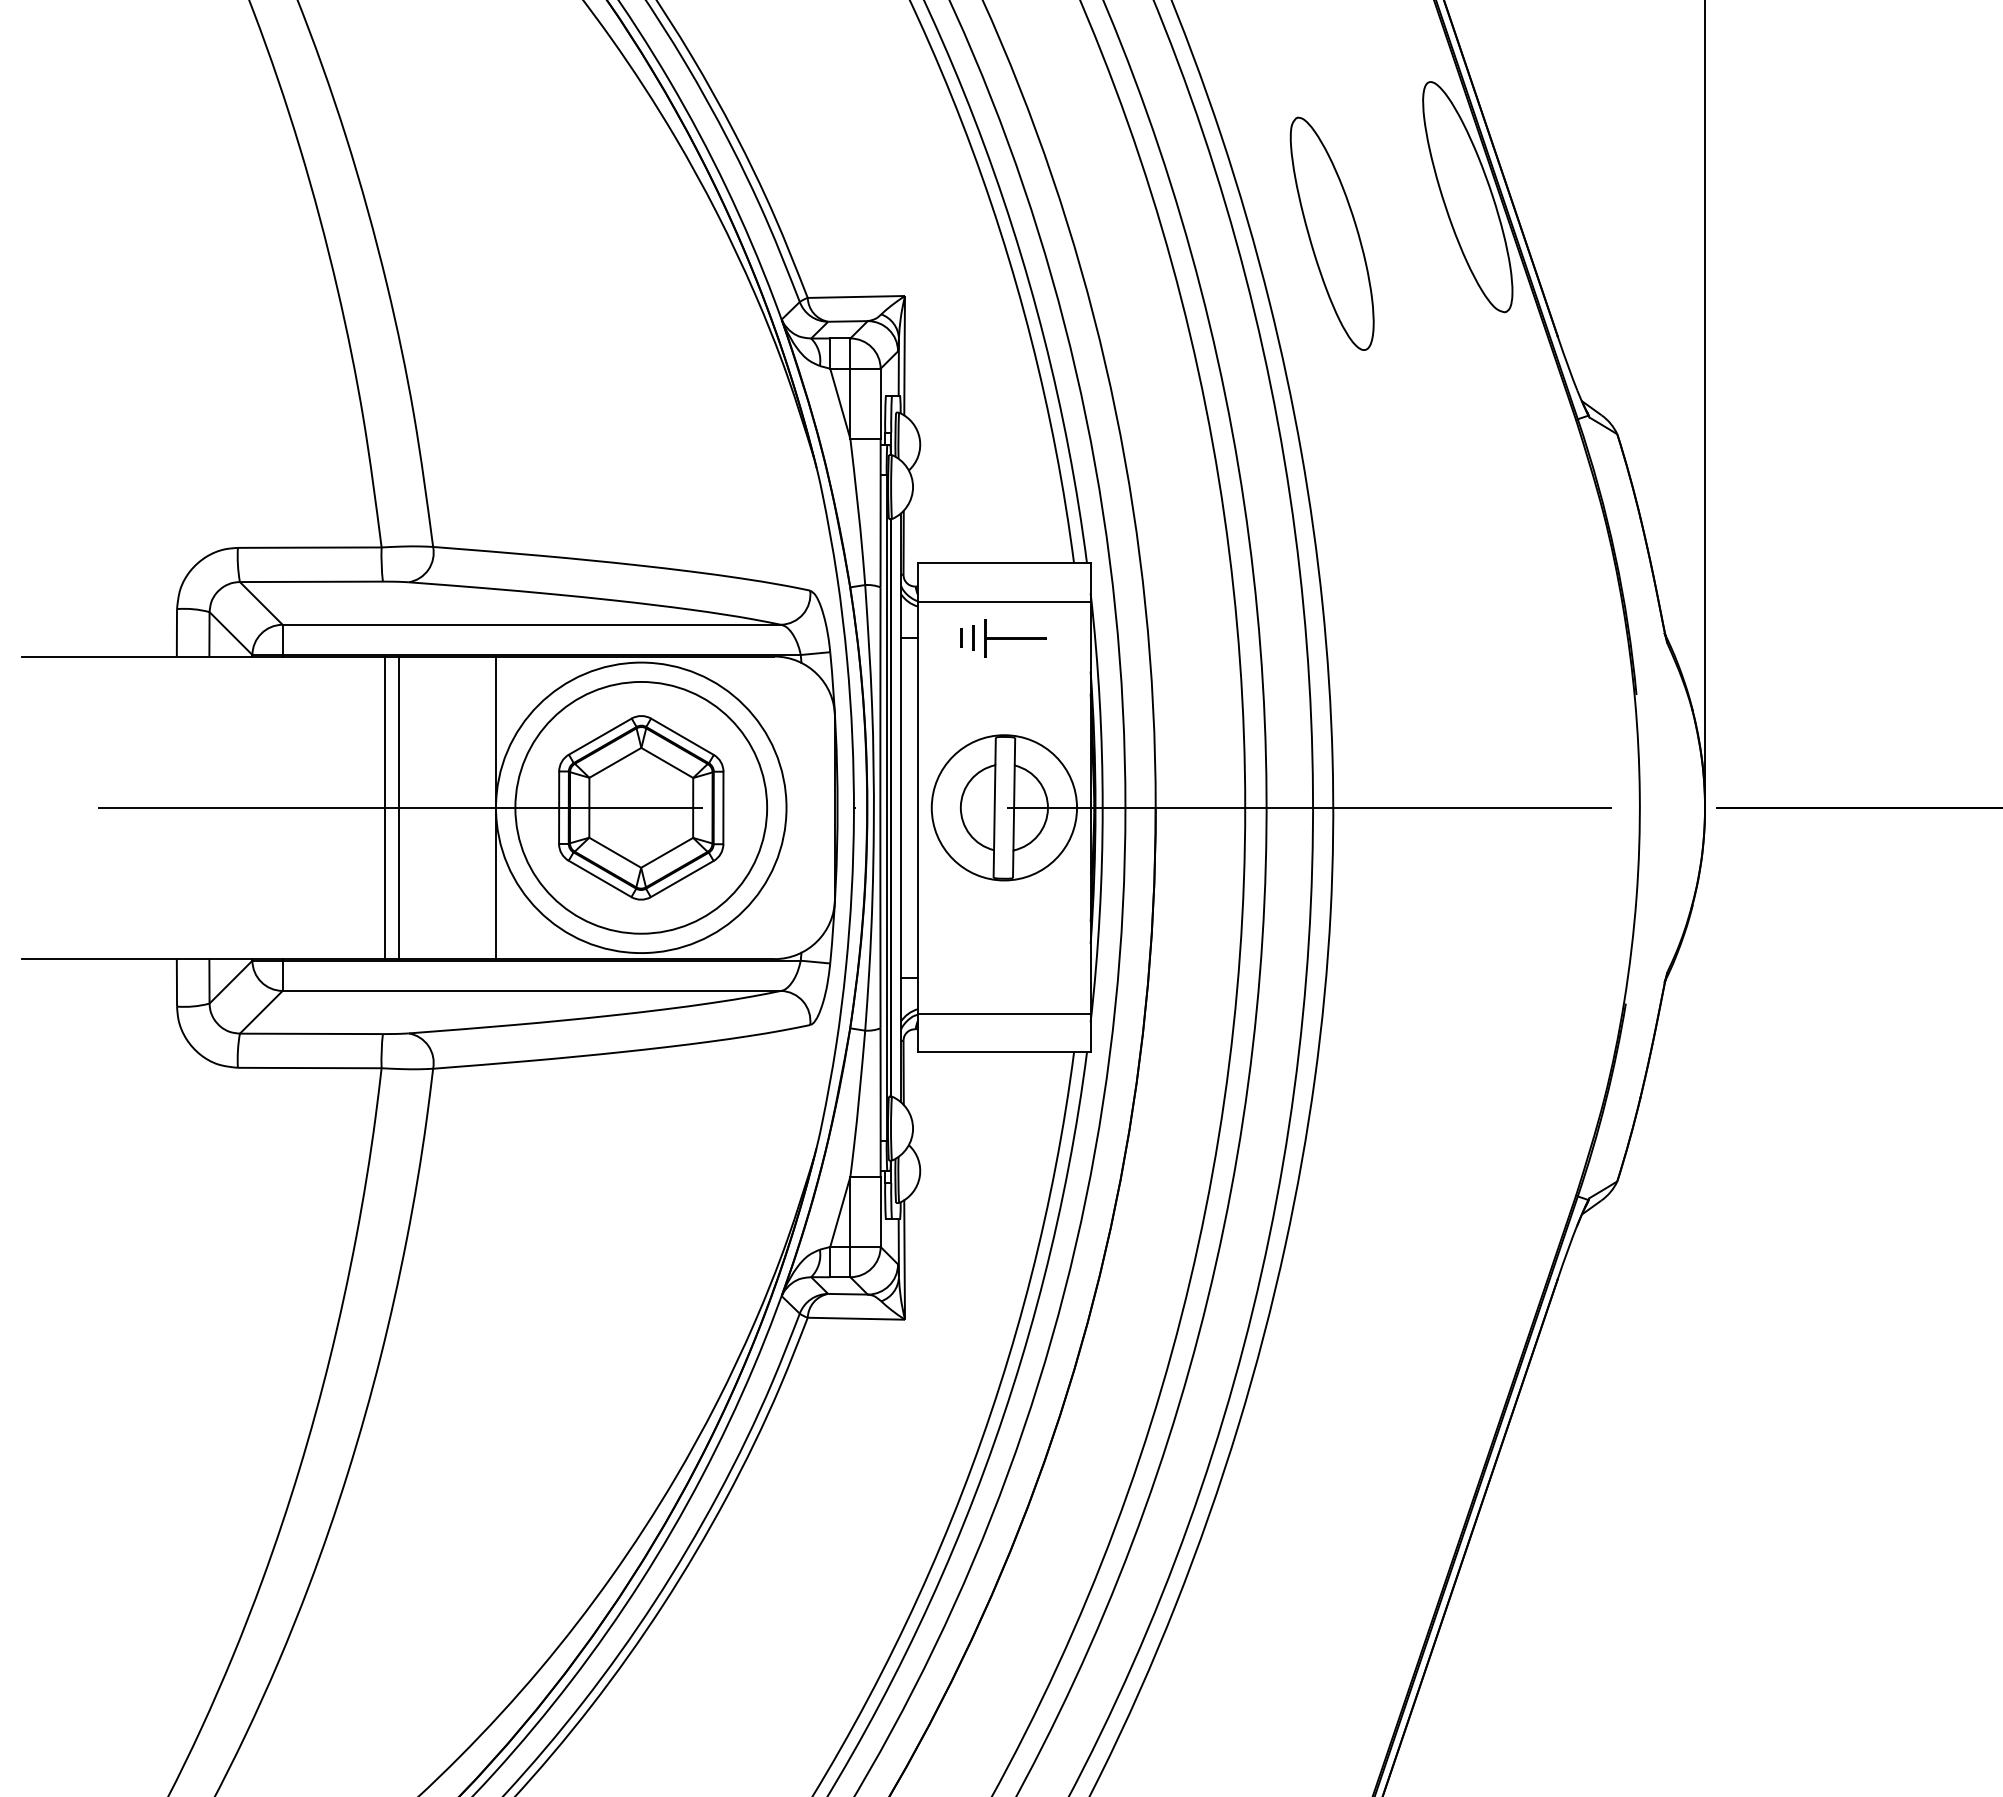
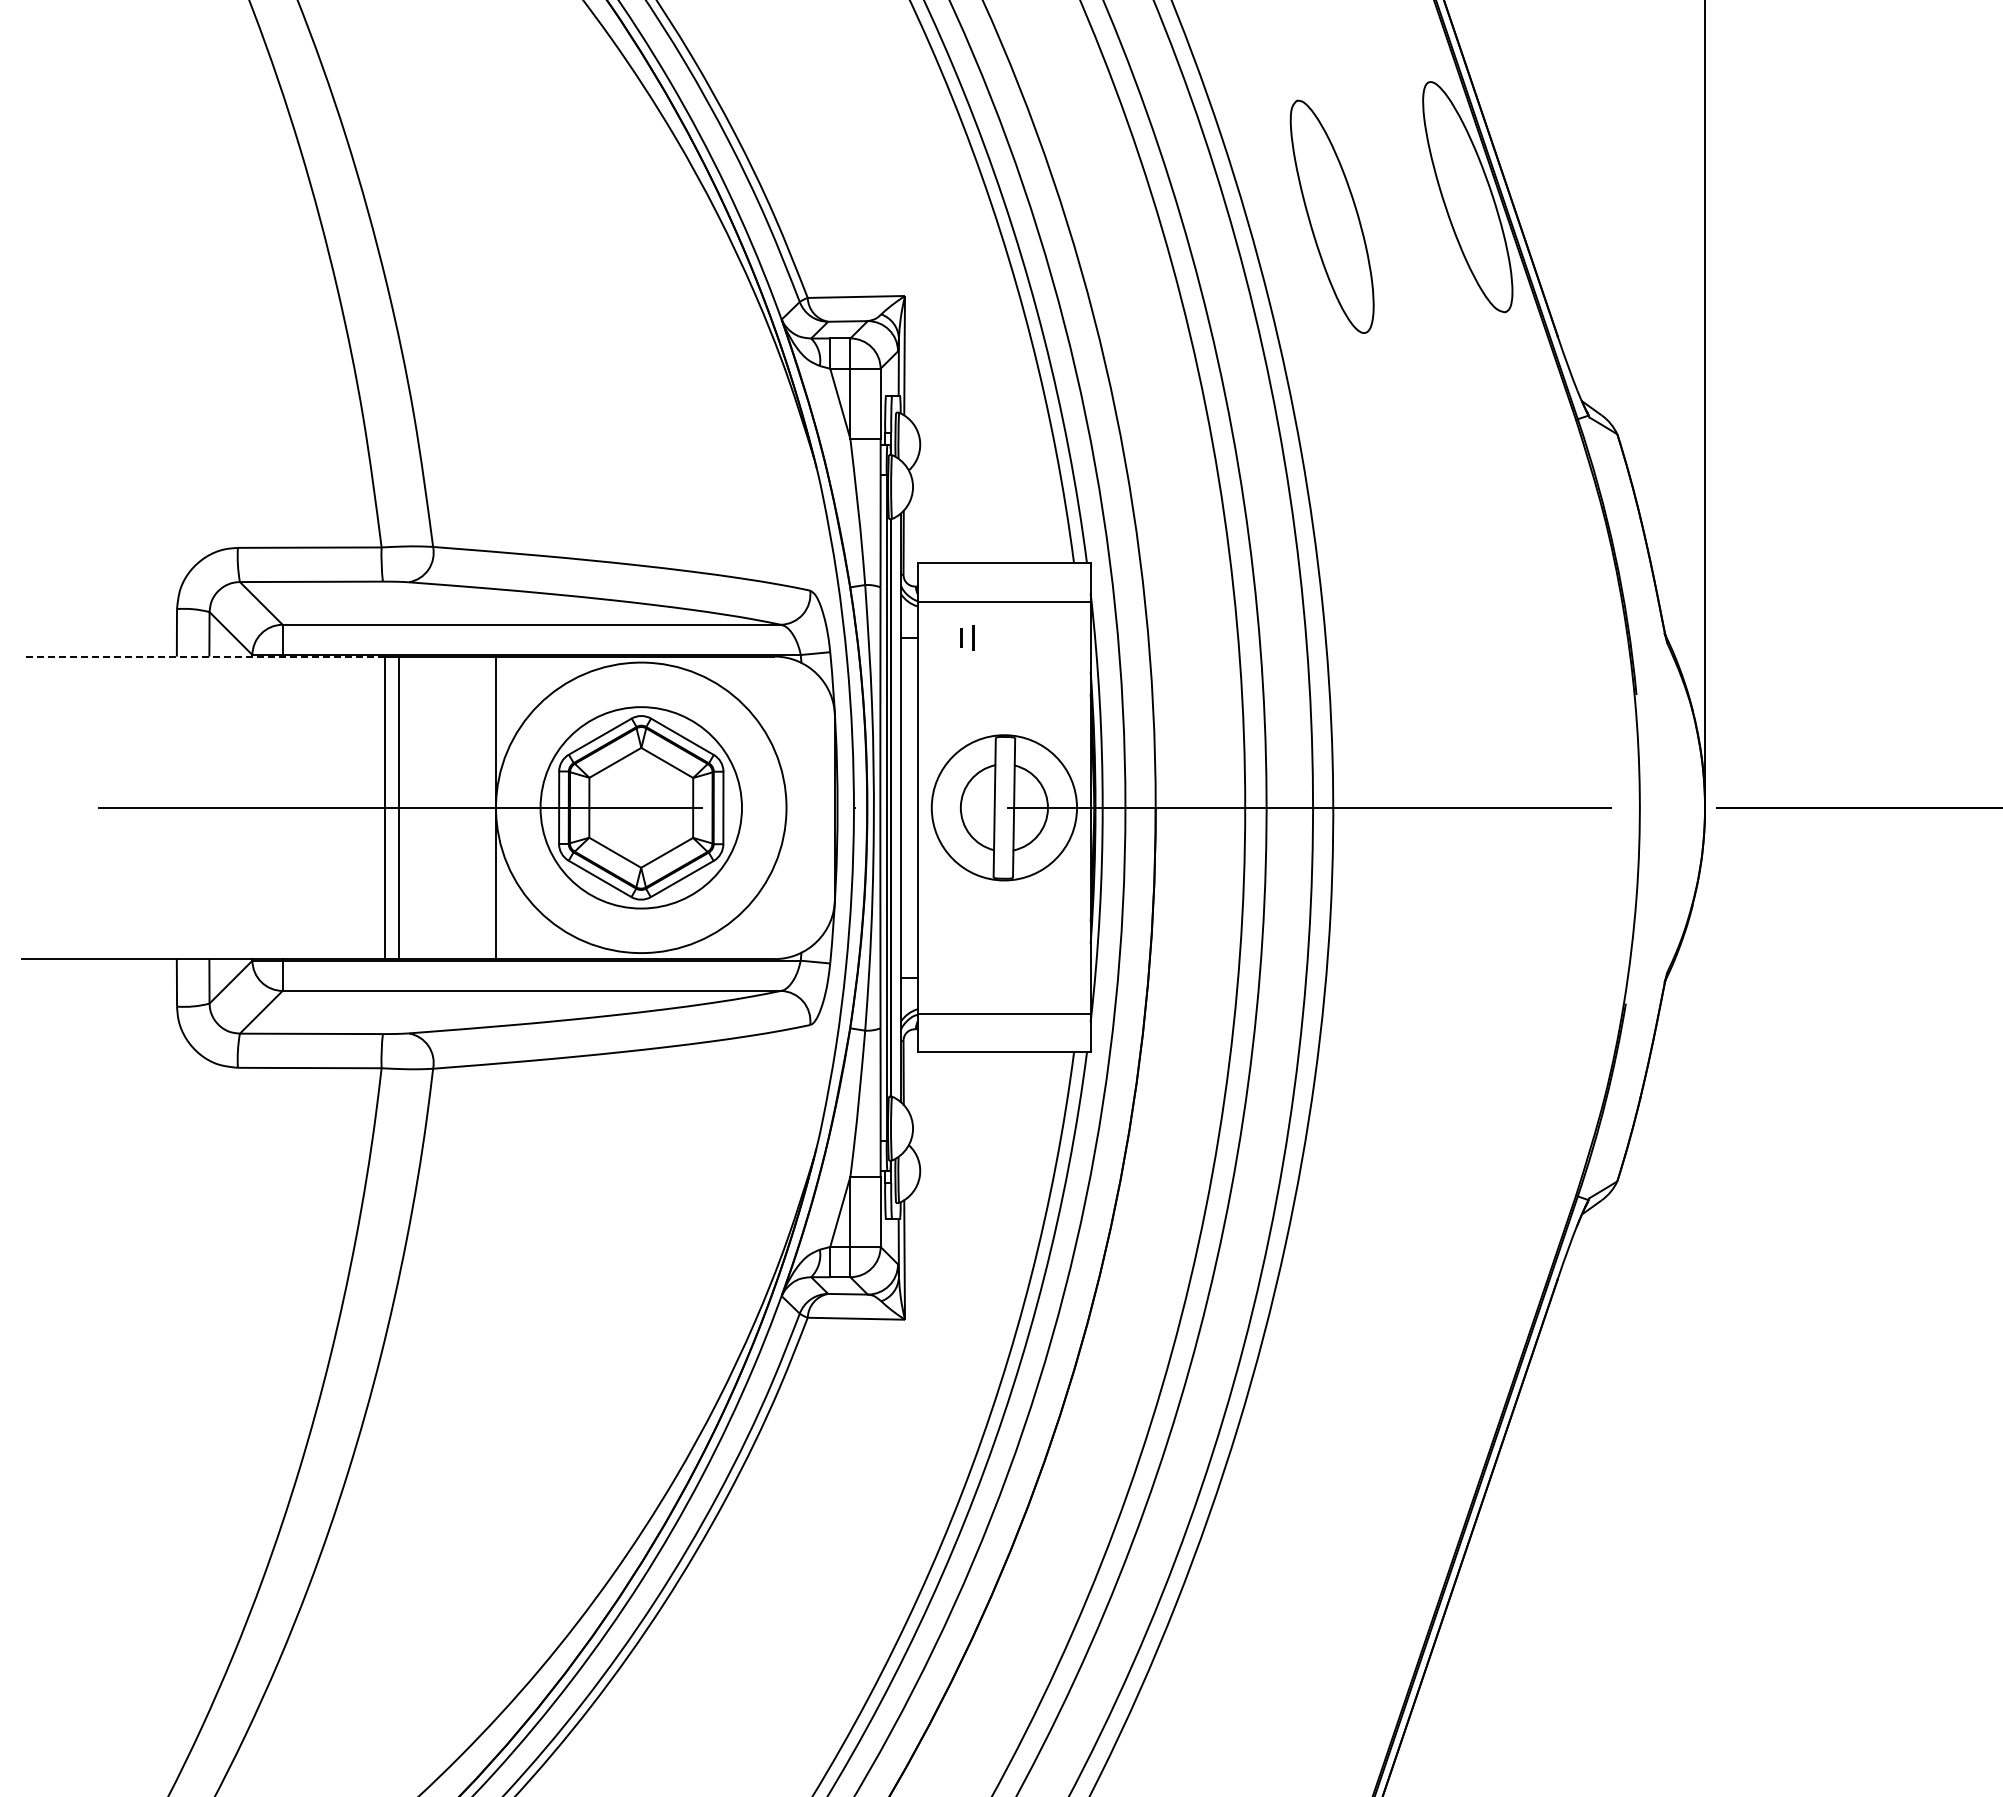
part position: (1331, 233) -> (1331, 216) (1331, 216)
part: present -> none (1015, 638)
line: solid -> dashed (203, 656)
circle diameter: 252 px -> 201 px (640, 807)
